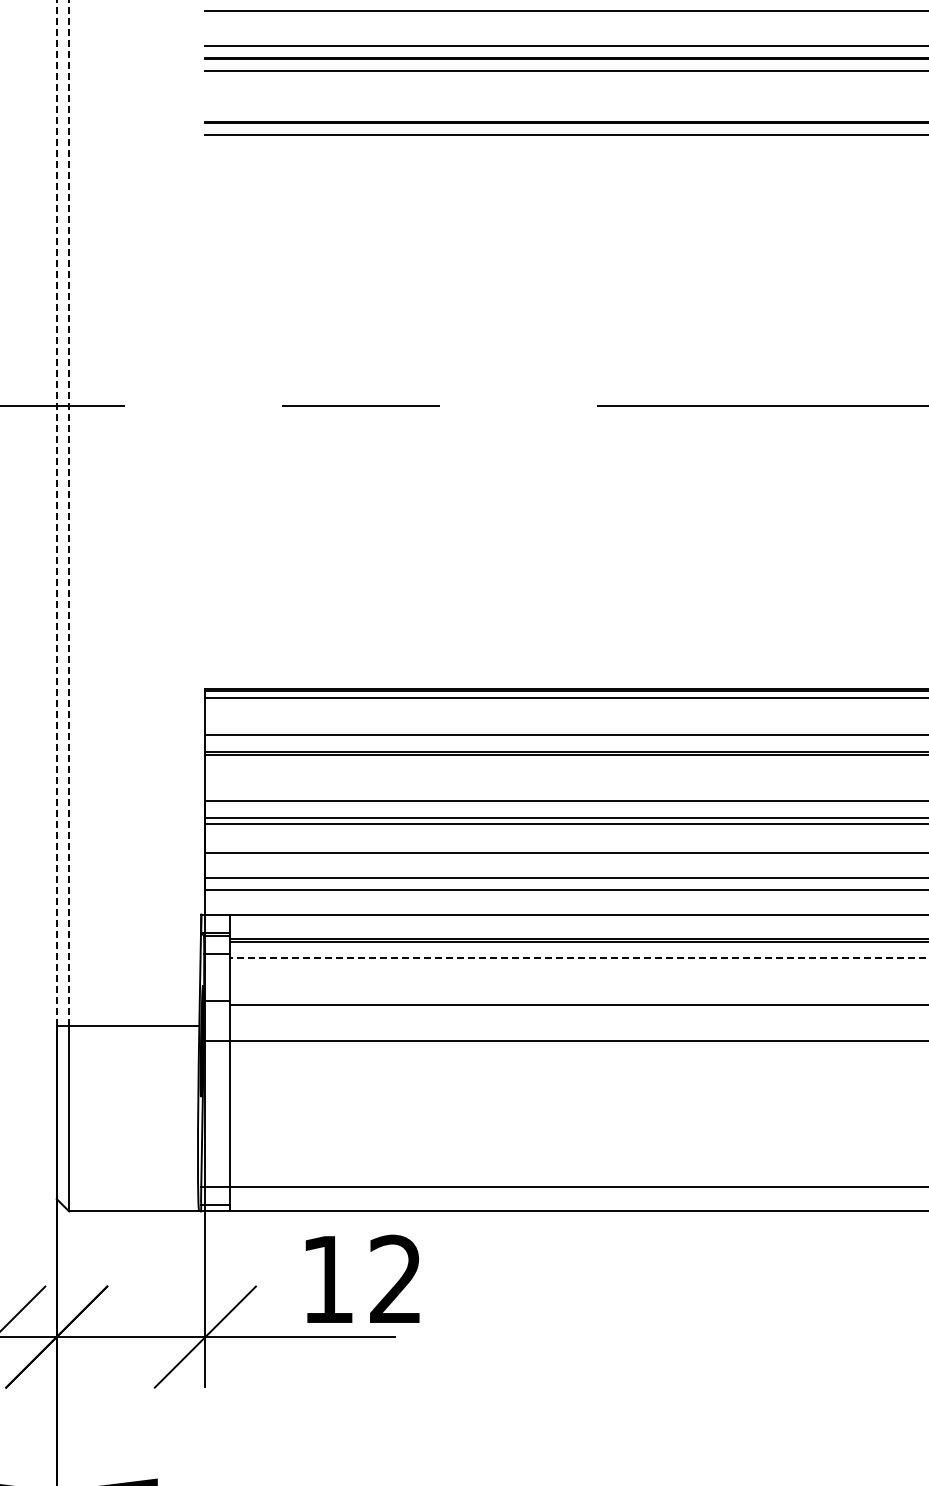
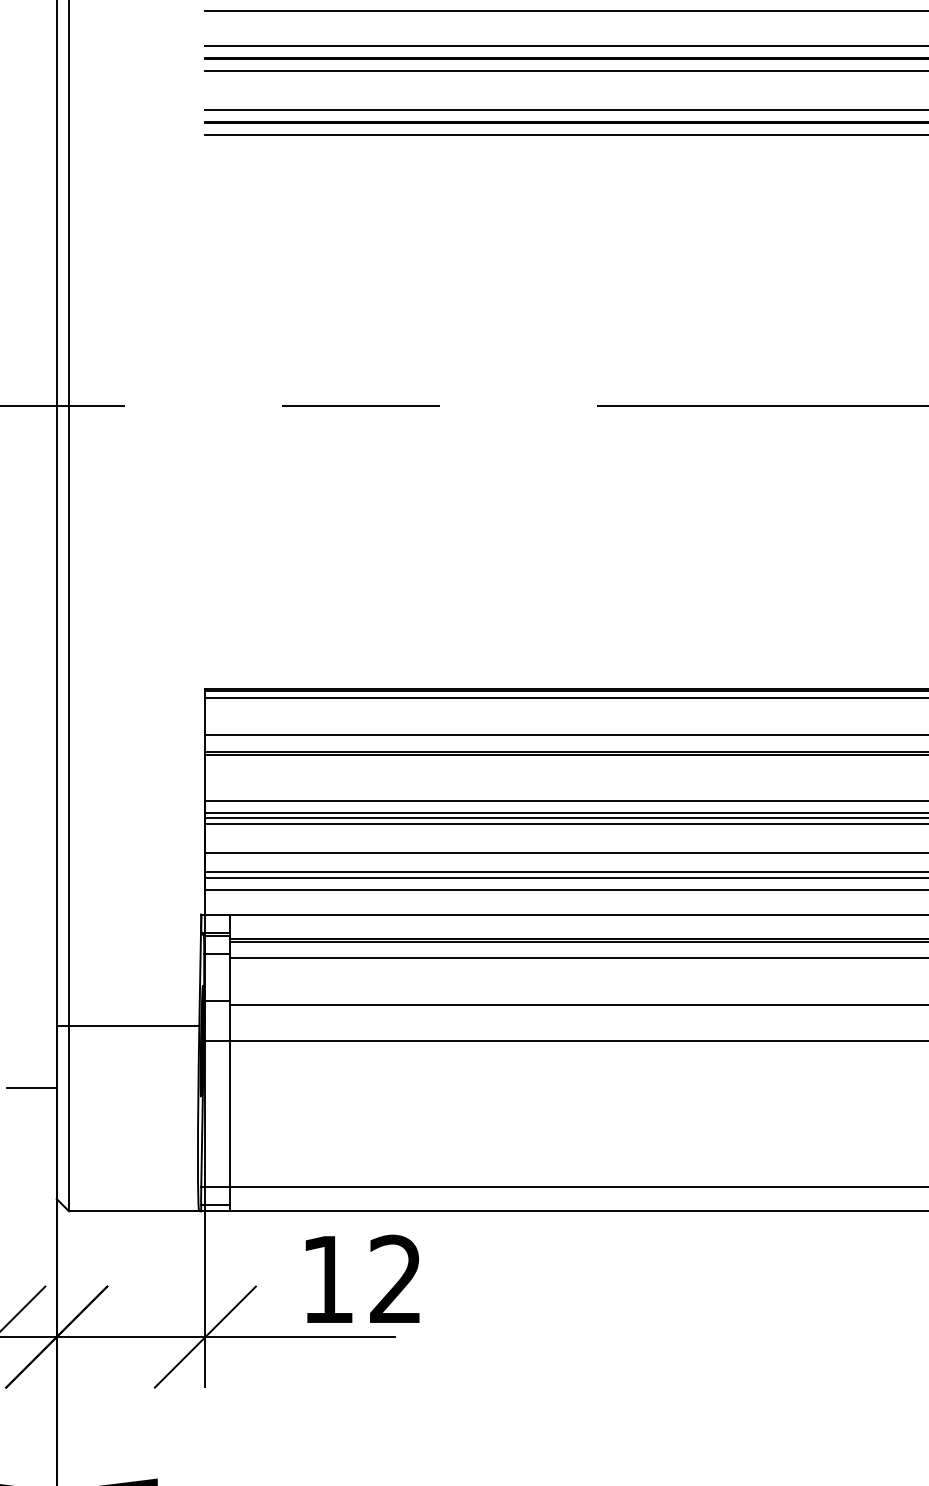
line: none -> present (565, 109)
line: dashed -> solid (56, 512)
line: dashed -> solid (69, 513)
line: none -> present (565, 813)
line: none -> present (565, 872)
line: dashed -> solid (579, 957)
line: none -> present (31, 1087)
